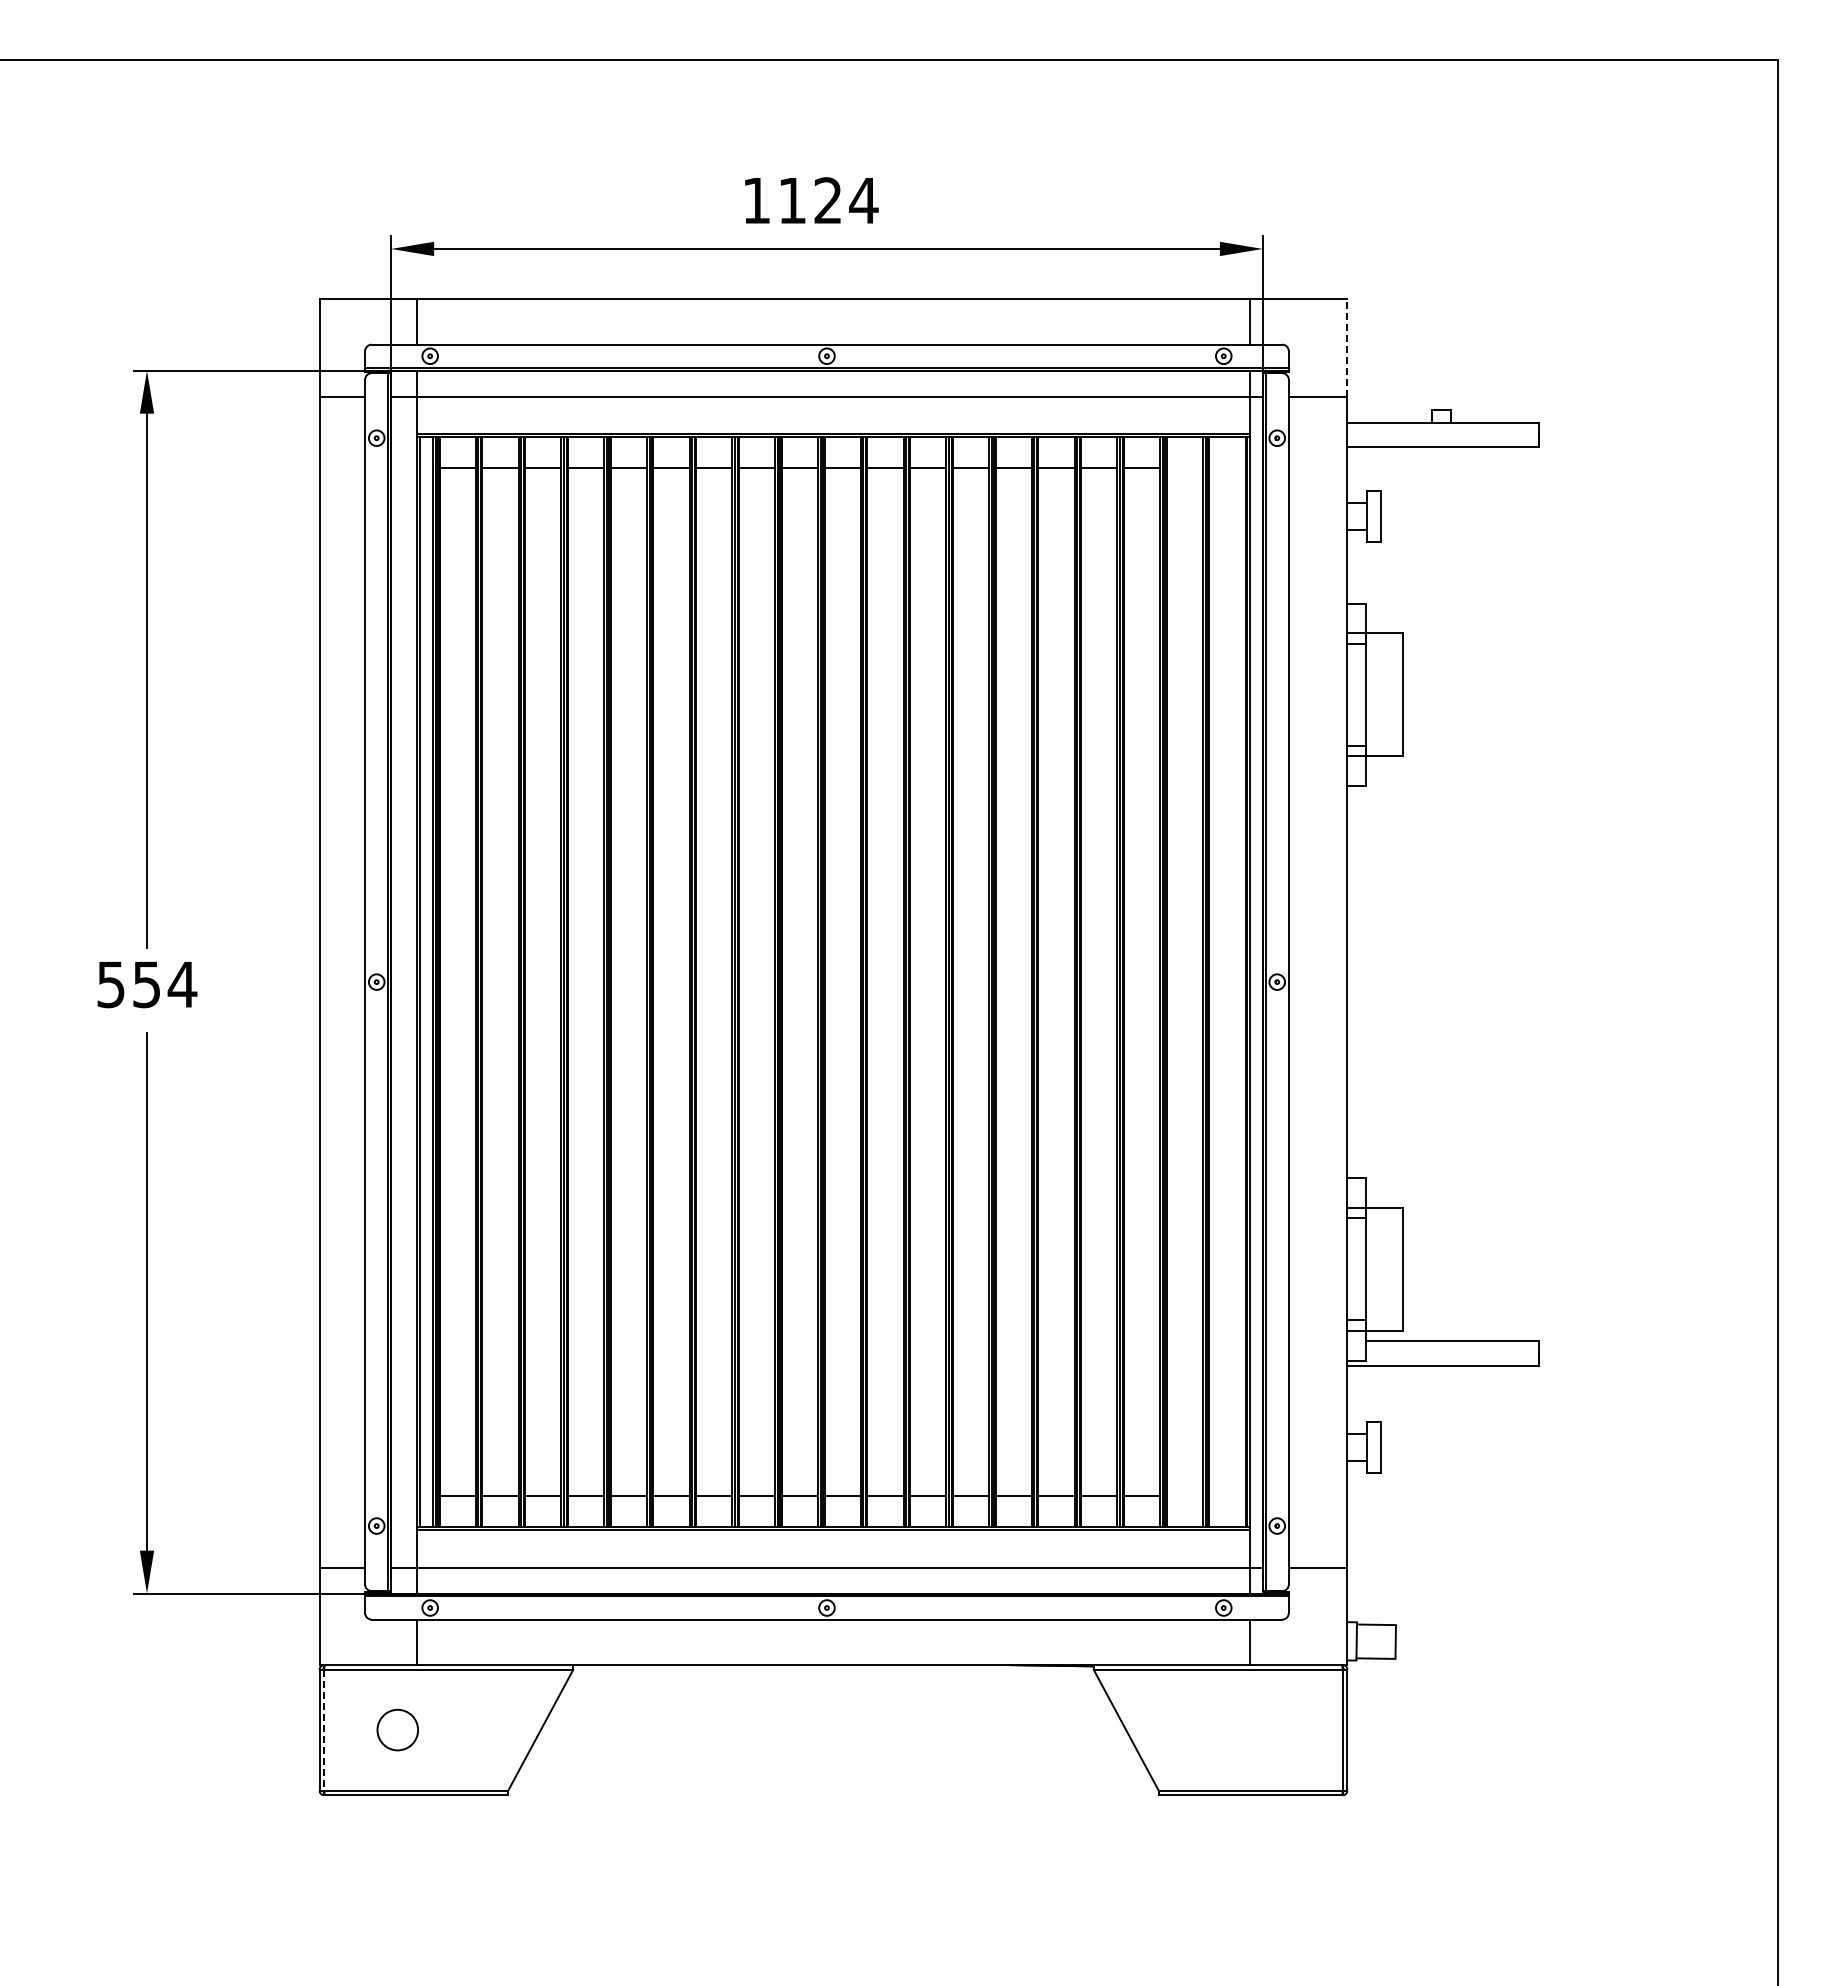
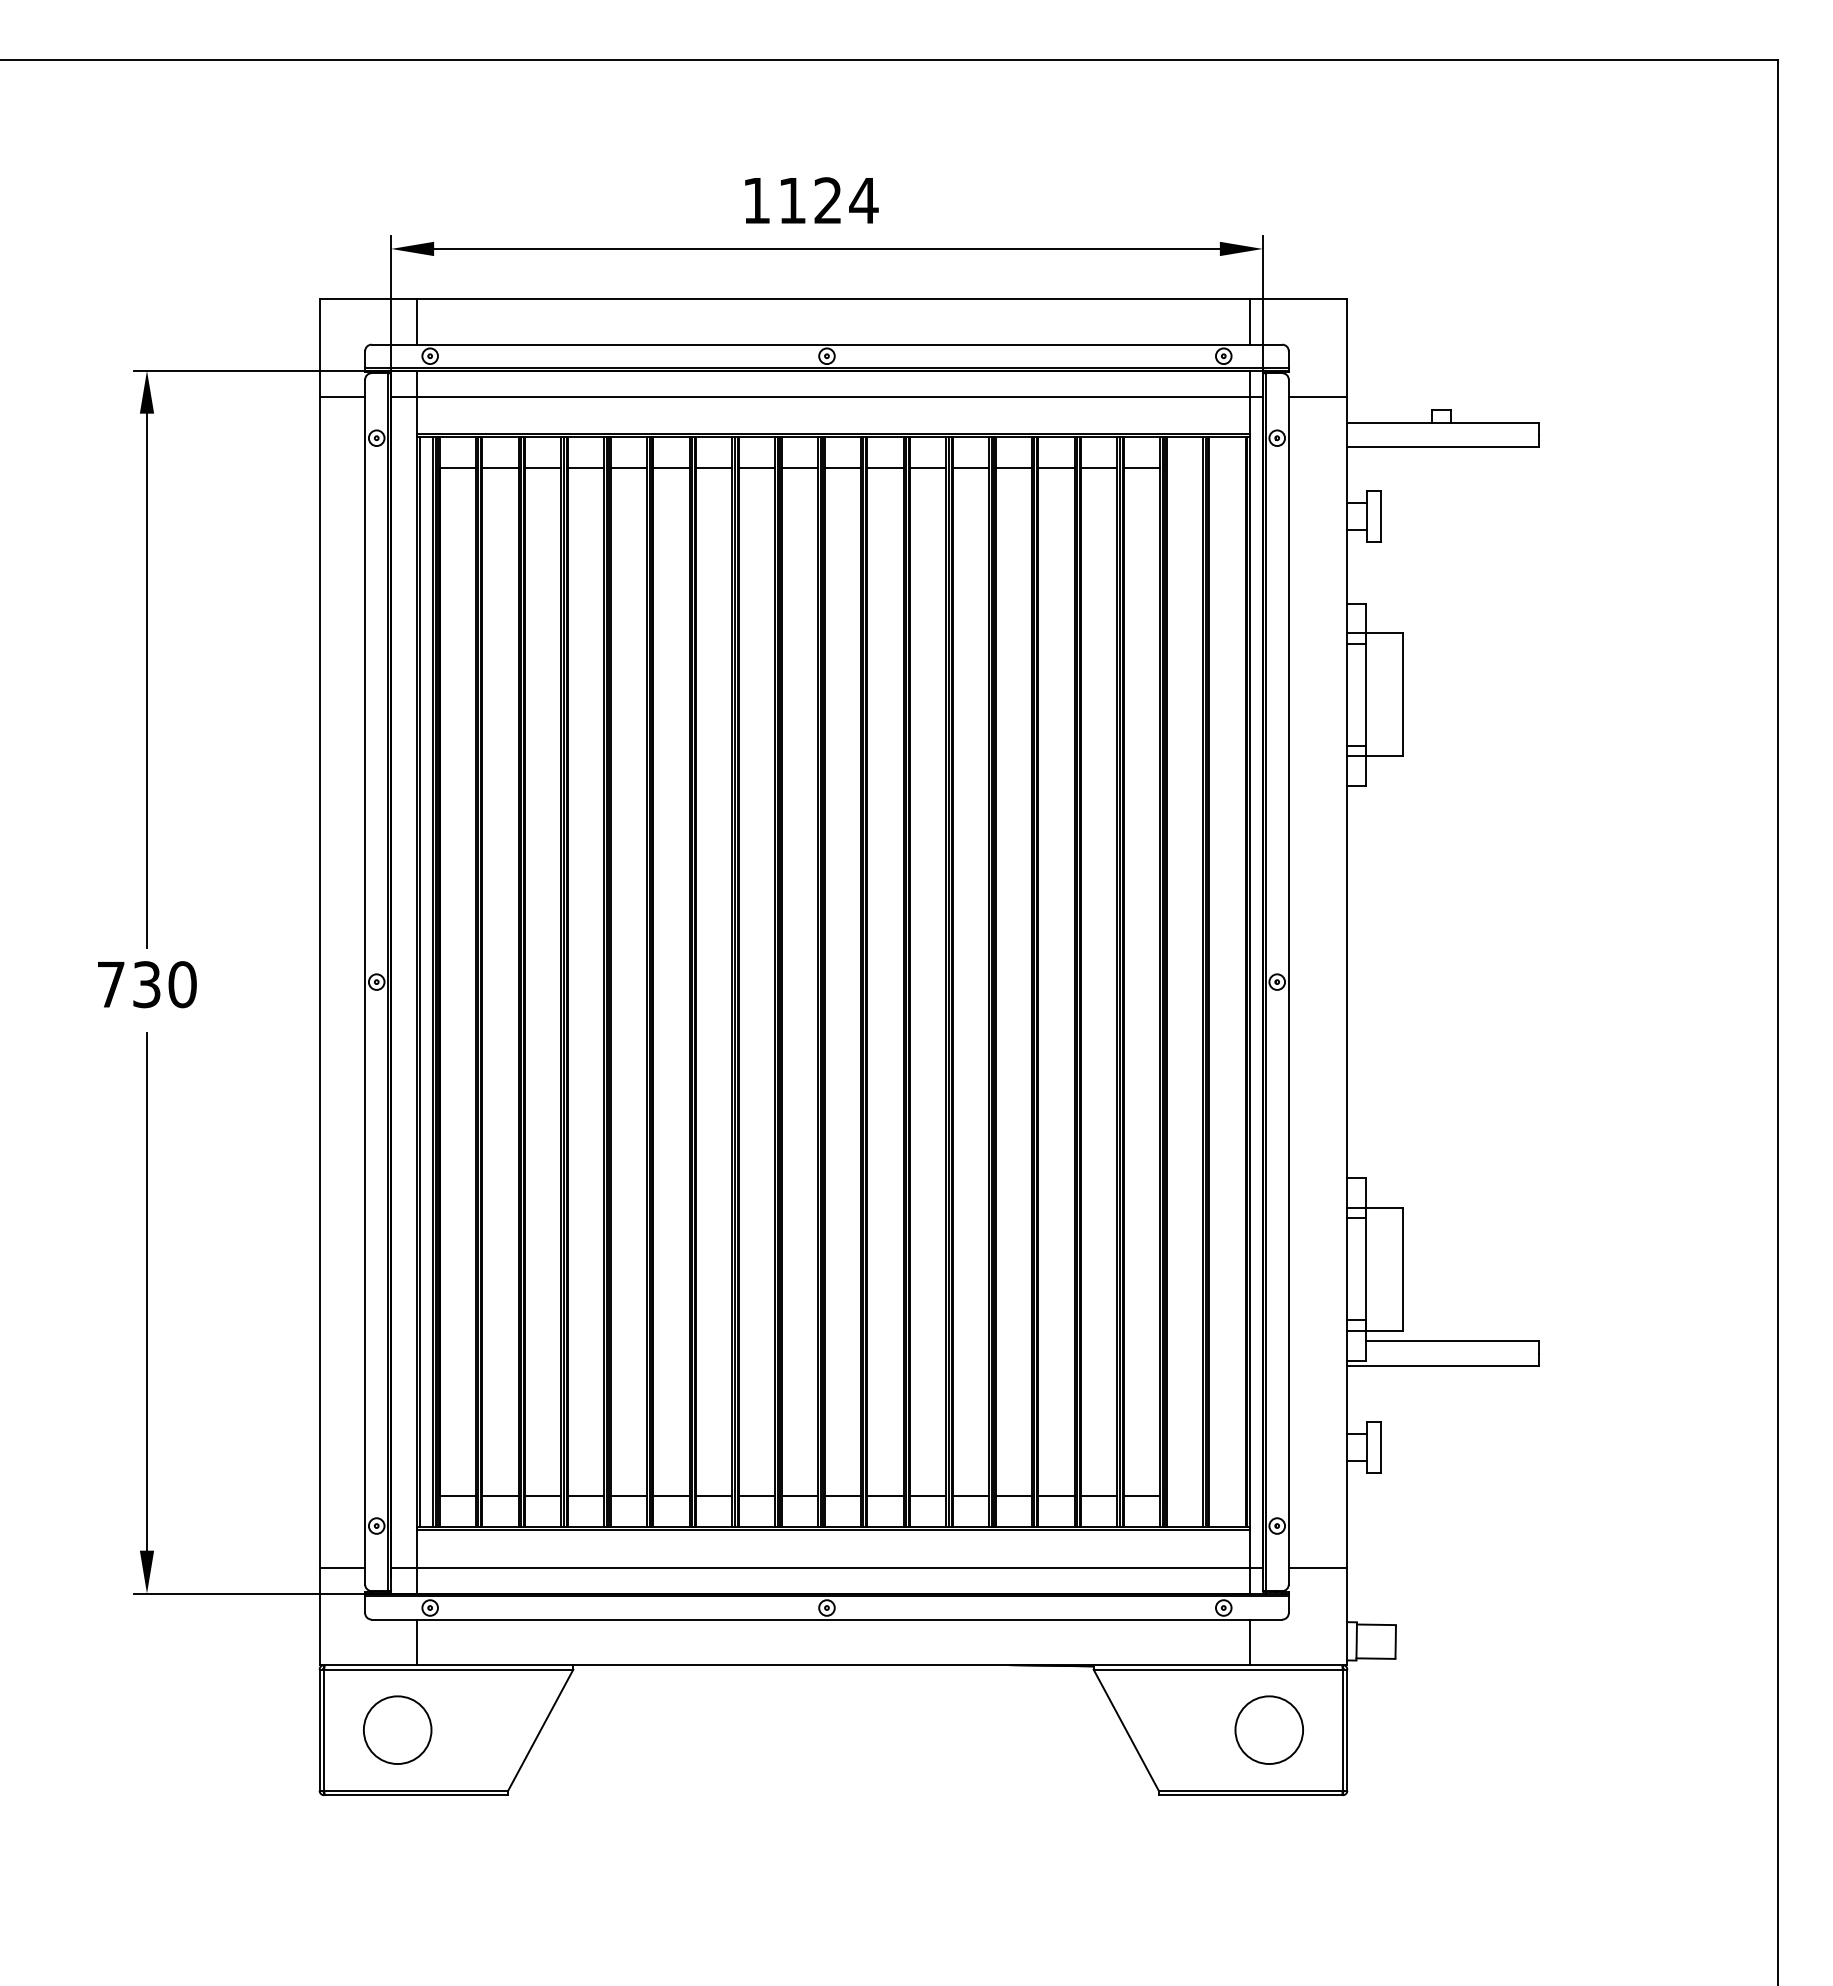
line: dashed -> solid (1347, 347)
text: 554 -> 730 (147, 984)
circle size: 43x44 px -> 70x70 px (397, 1729)
circle: none -> present (1268, 1729)
line: dashed -> solid (324, 1730)
